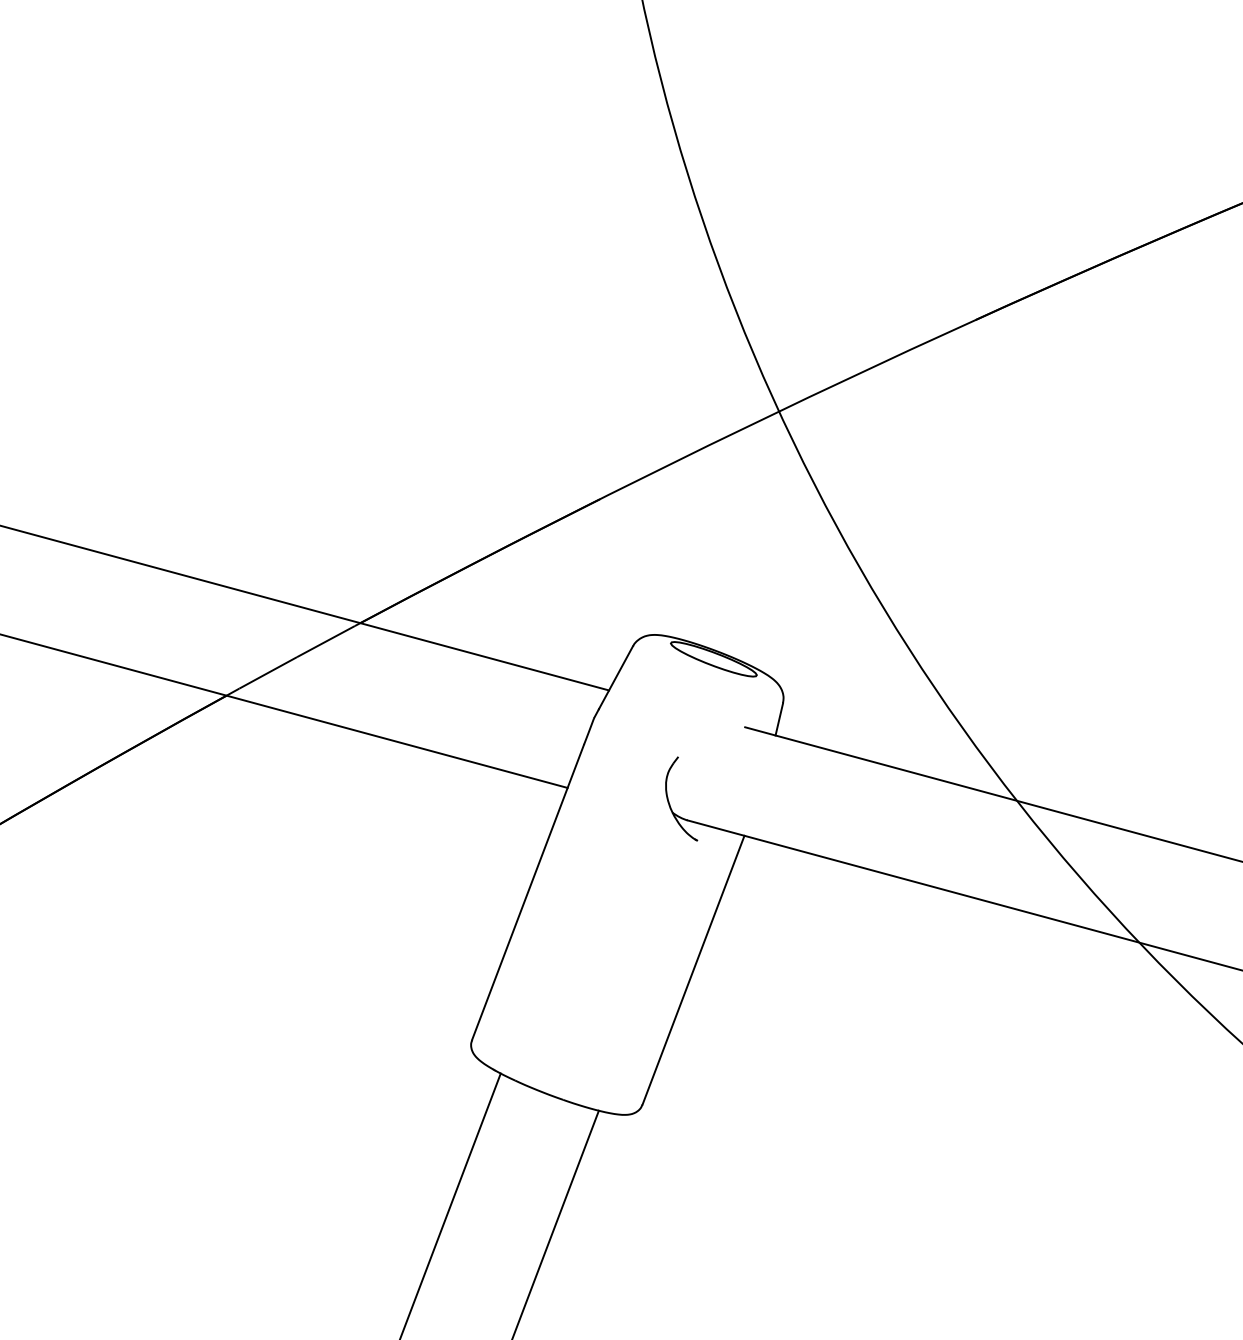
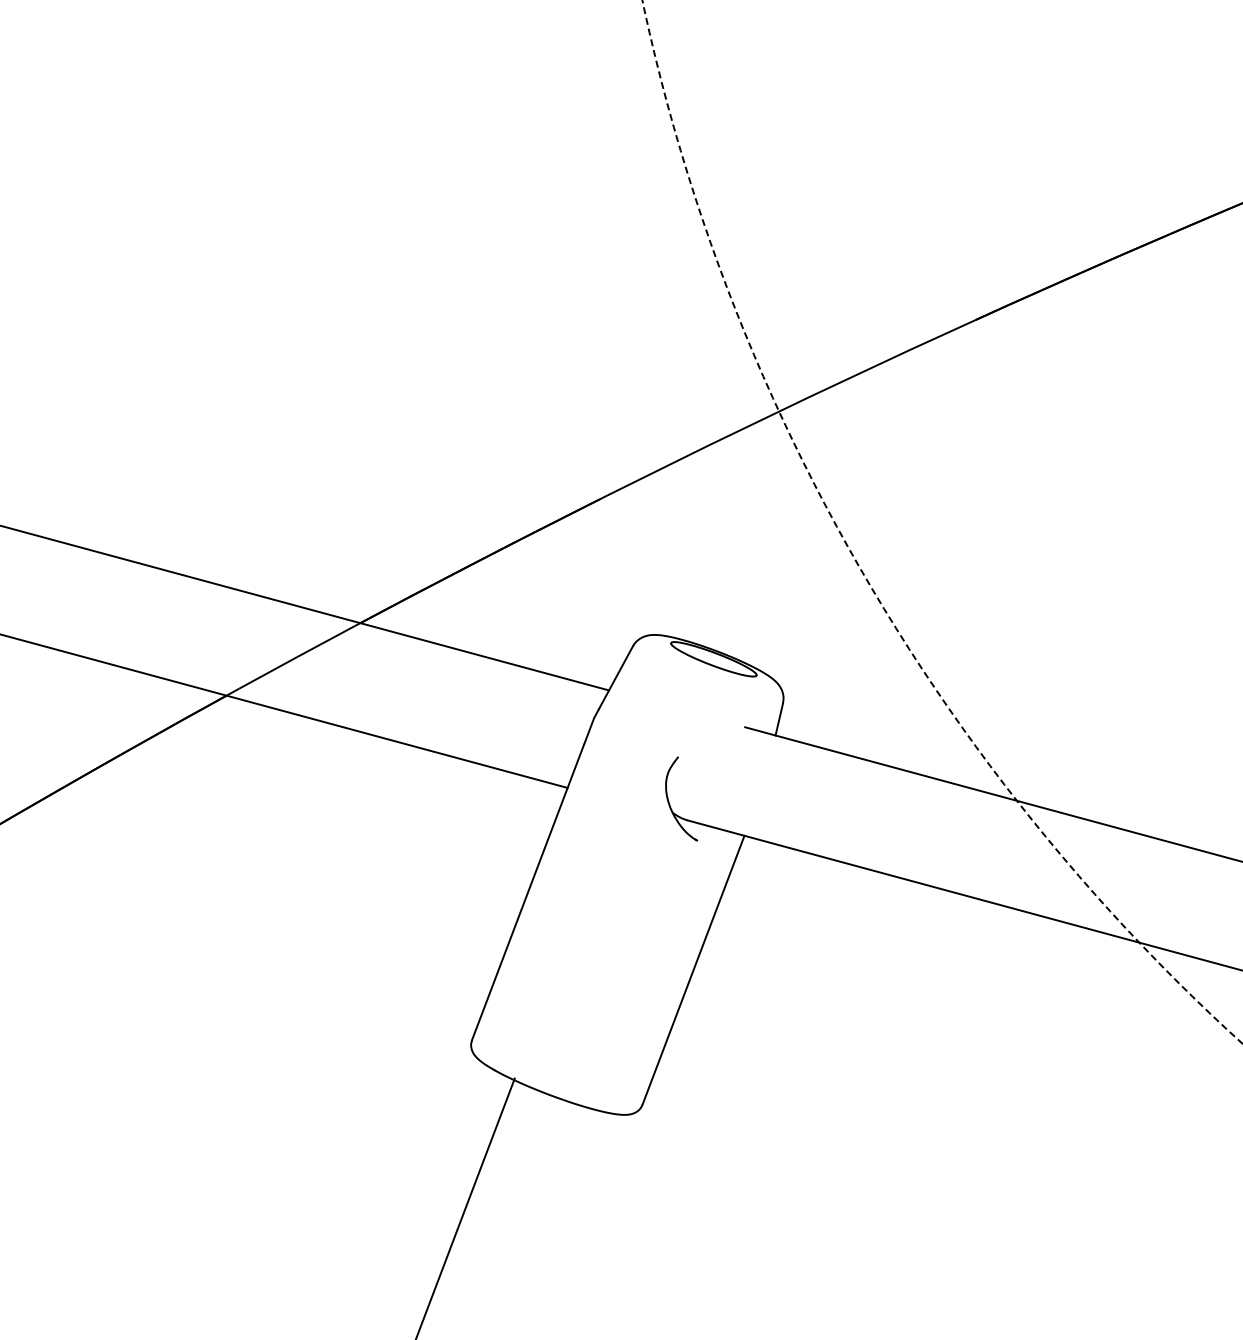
circle: solid -> dashed (942, 521)
line position: (450, 1204) -> (465, 1207) (465, 1207)
line: present -> none (555, 1223)
